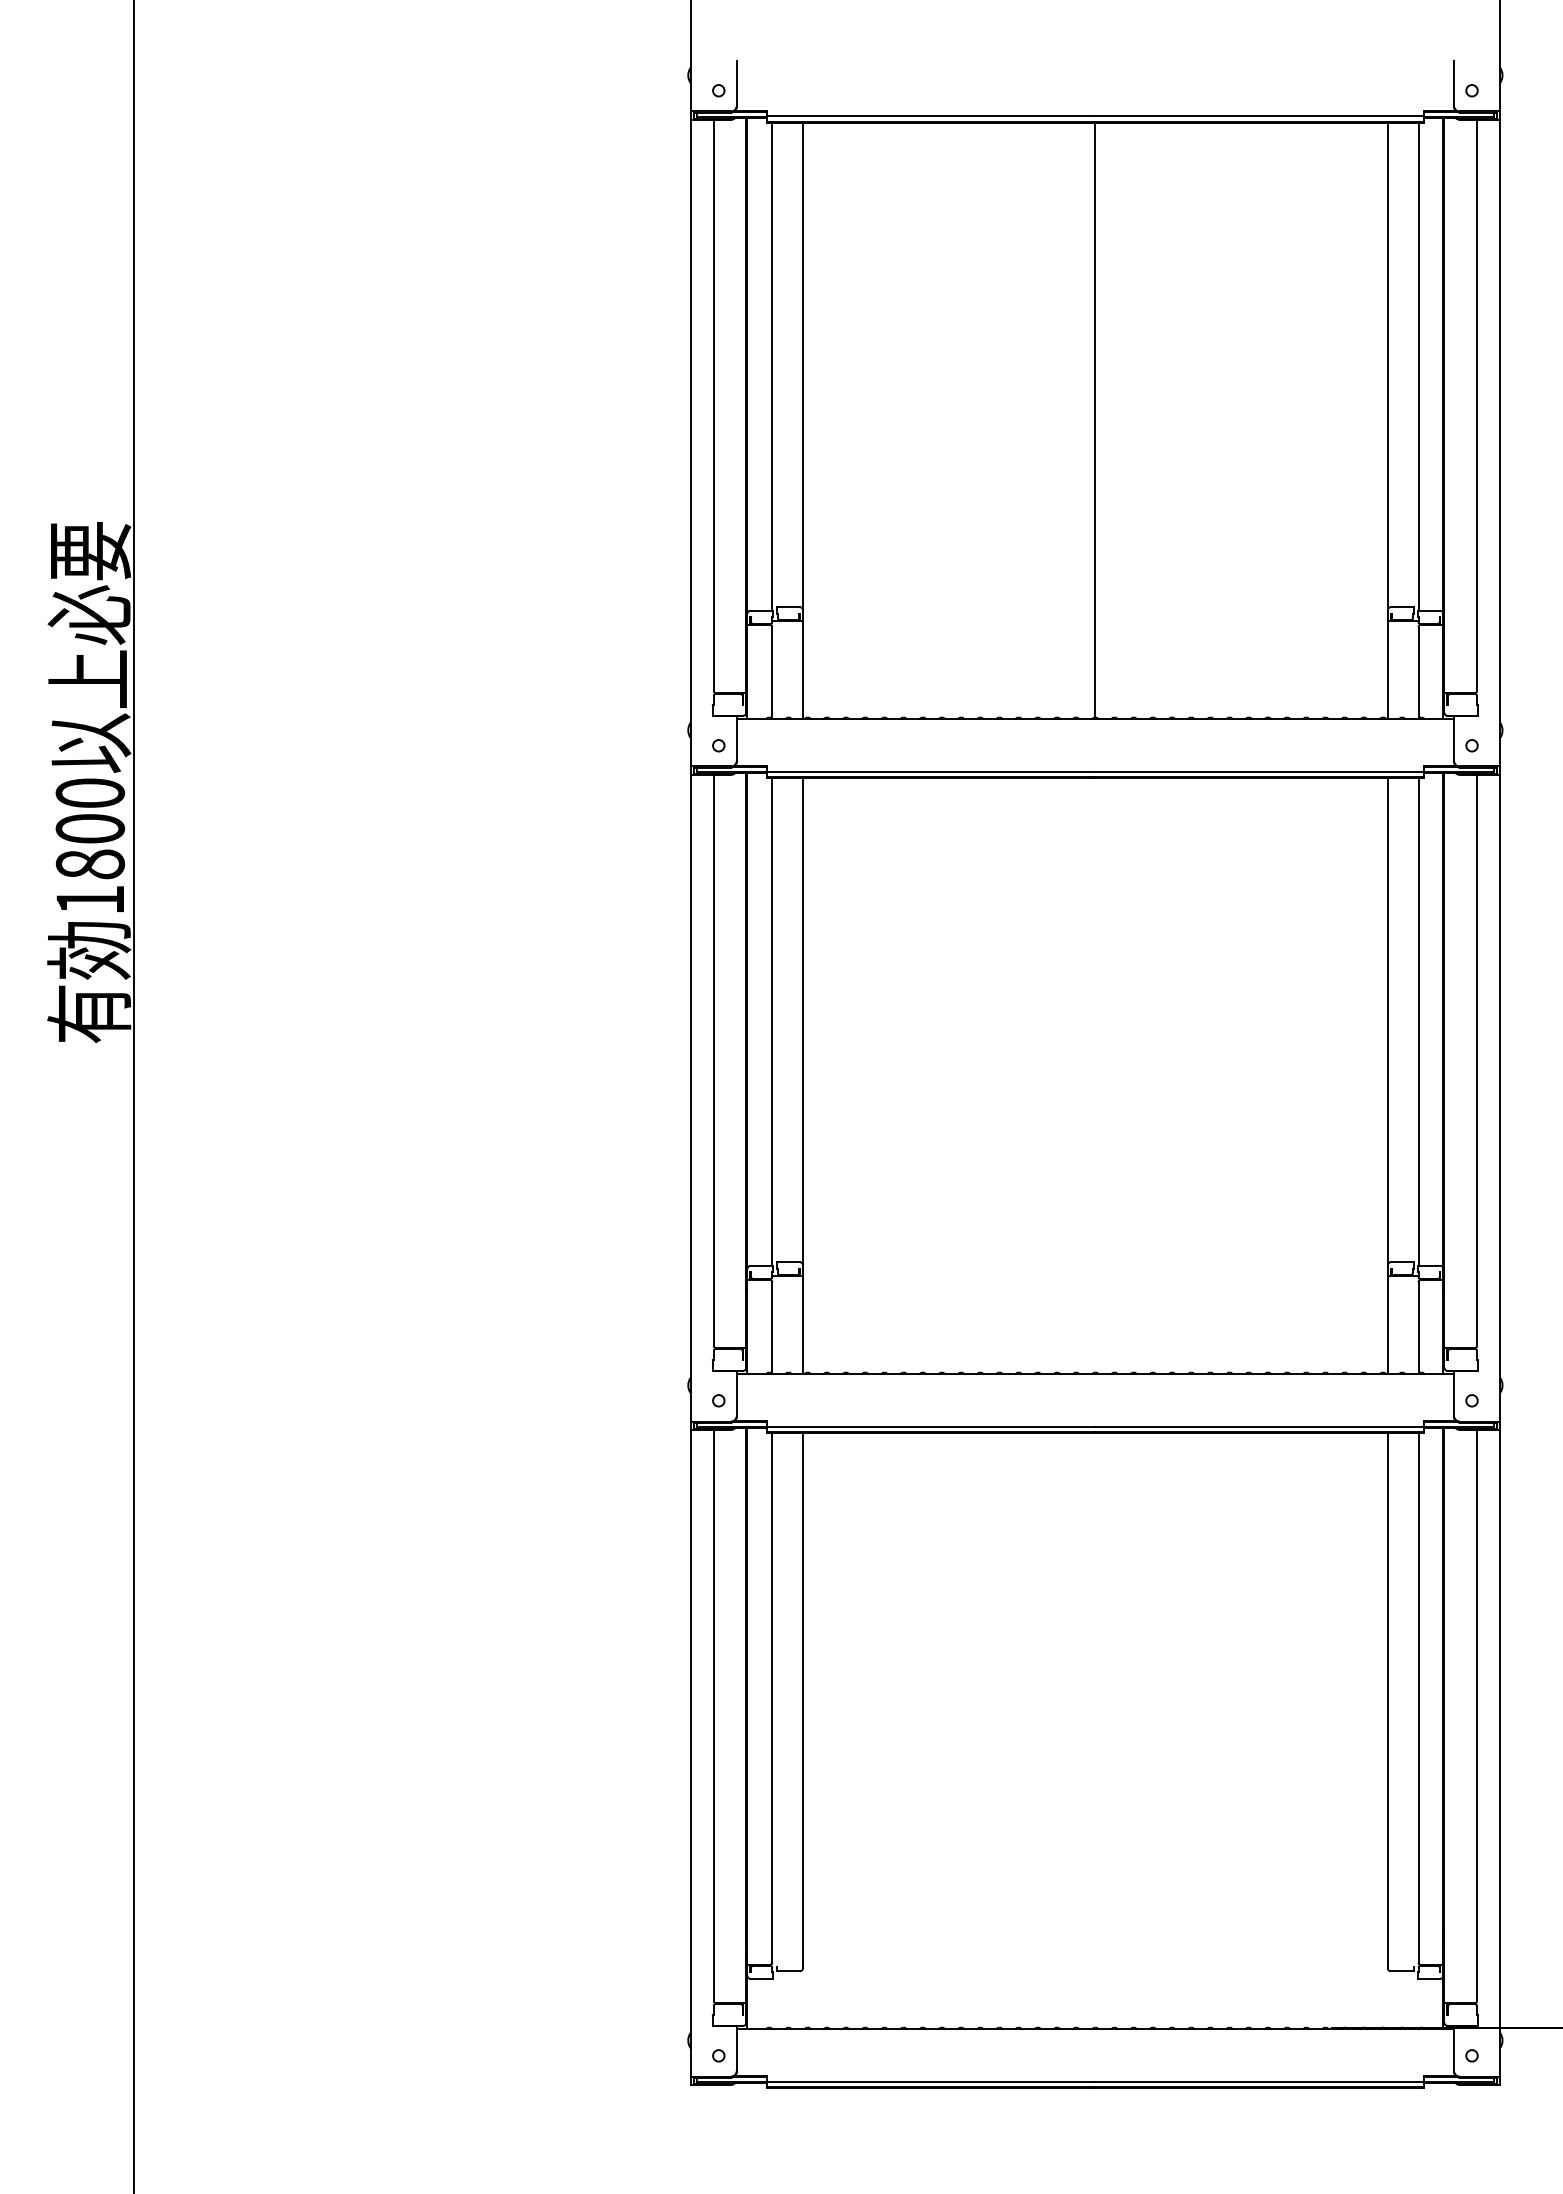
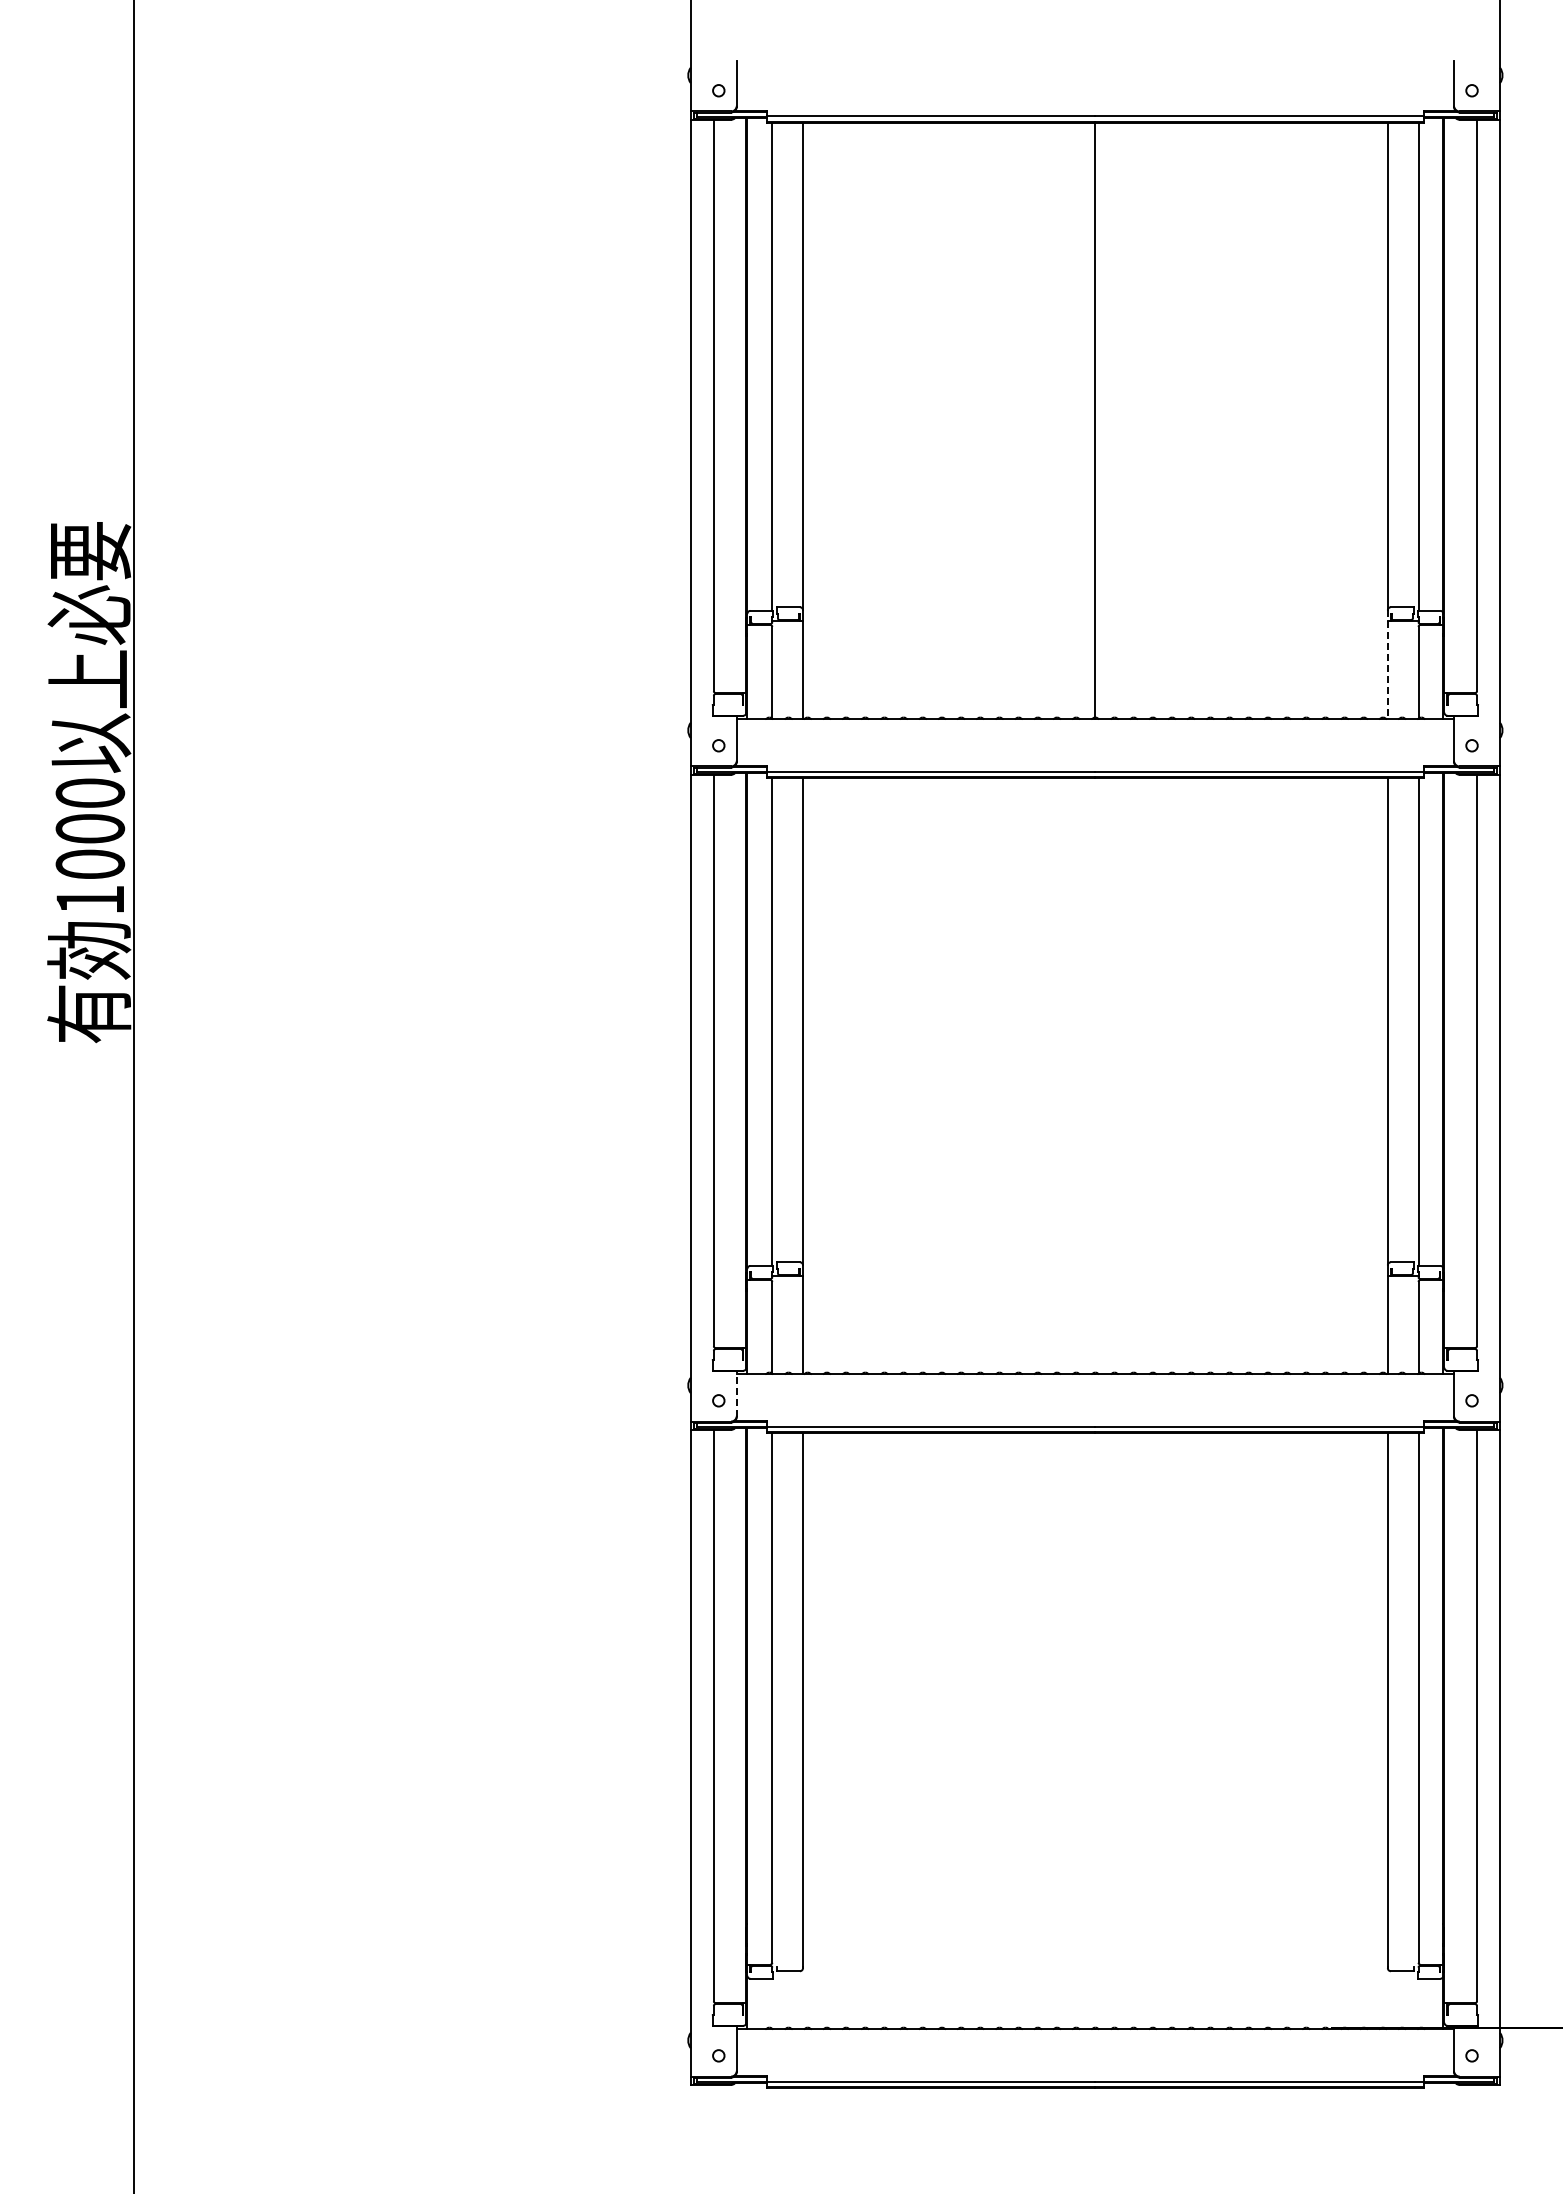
line: solid -> dashed (1387, 665)
text: 1800 -> 1000 (89, 864)
line: solid -> dashed (736, 1393)
